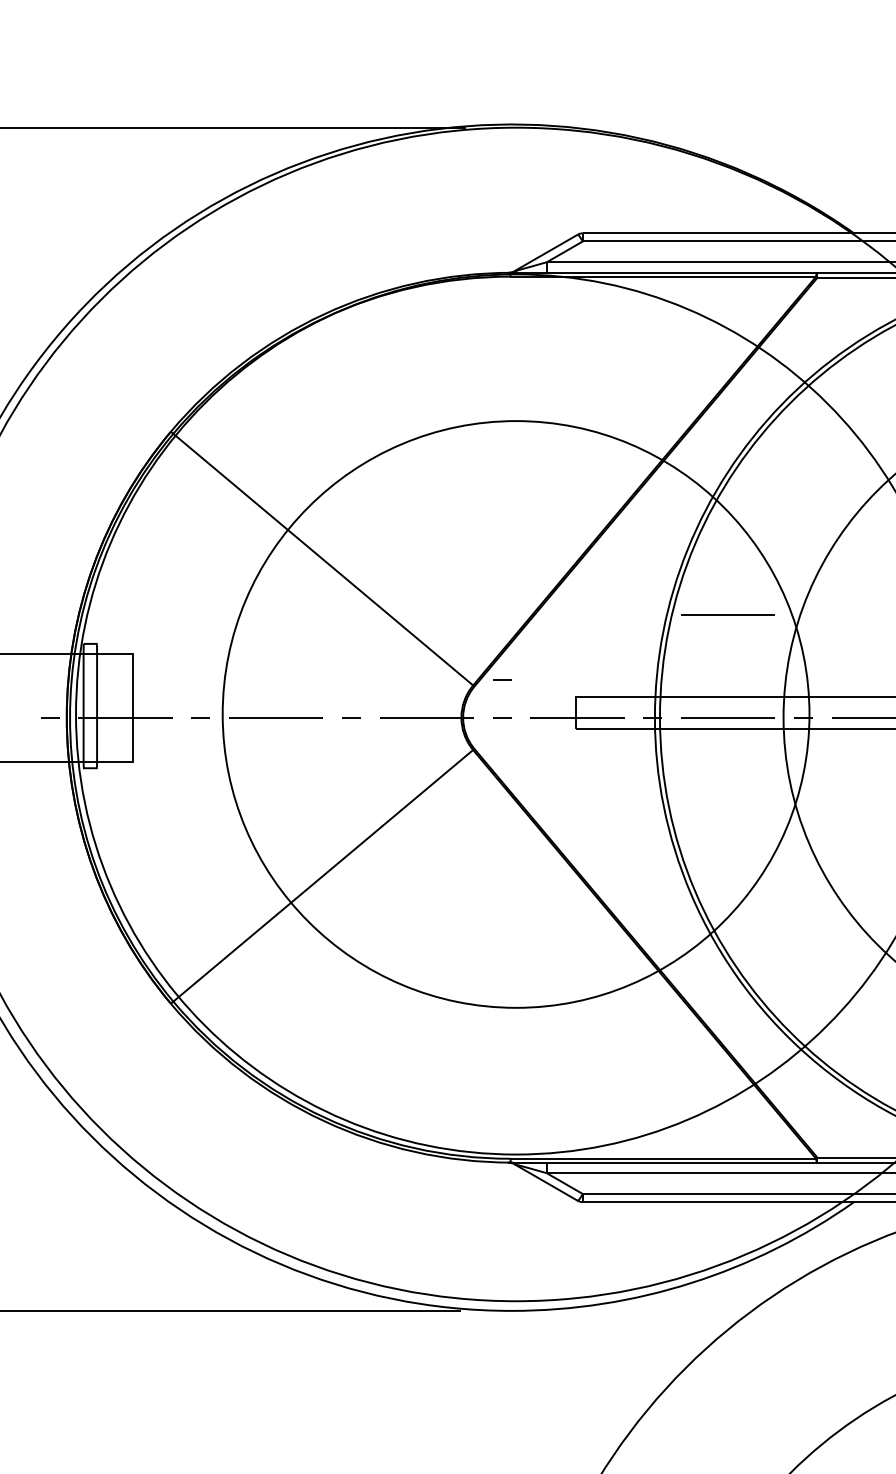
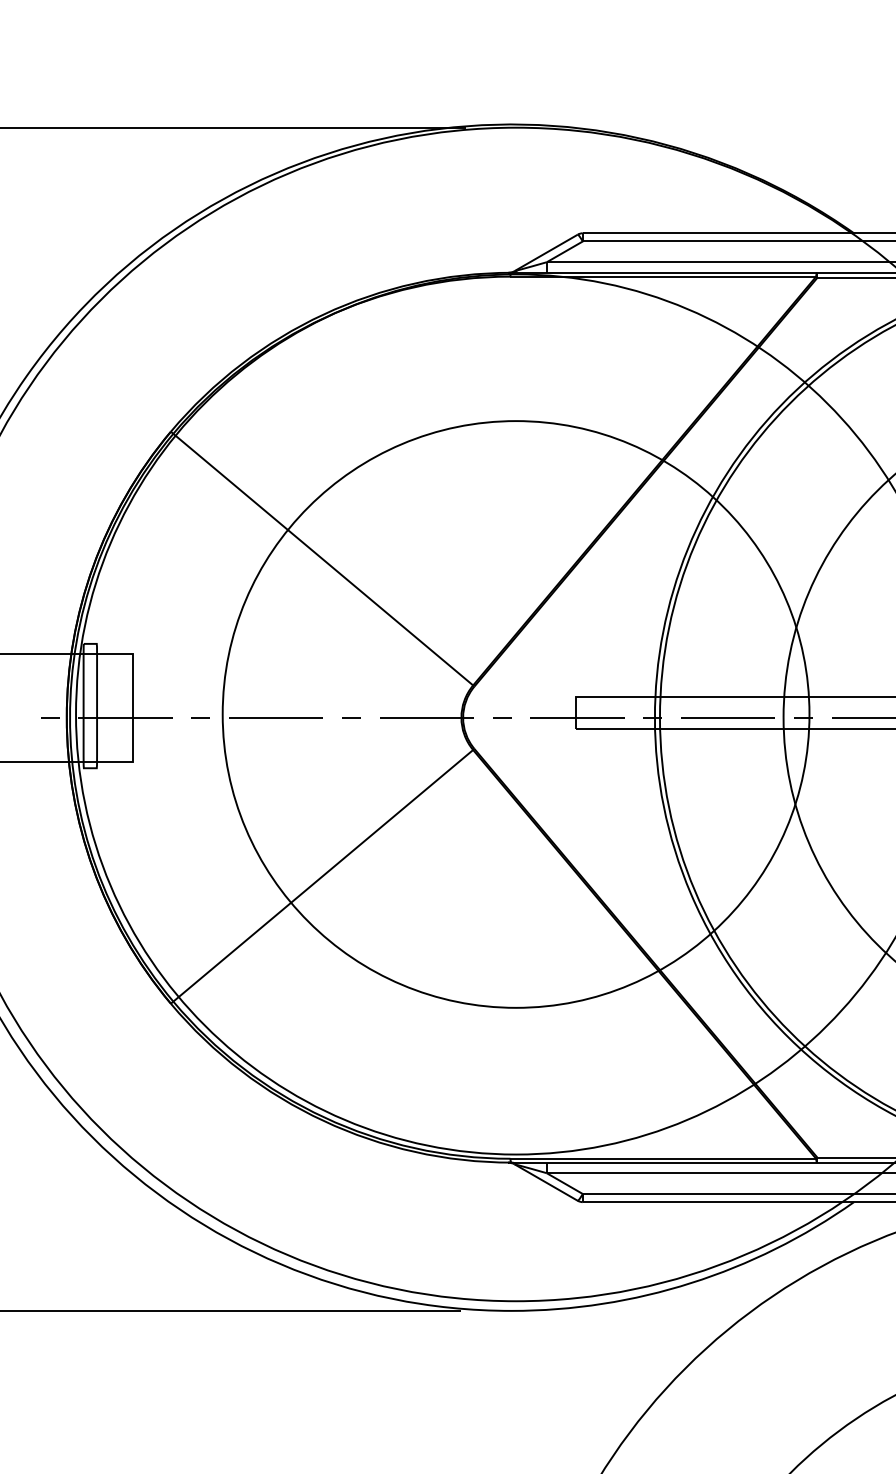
line: present -> none (727, 614)
line: present -> none (502, 679)
